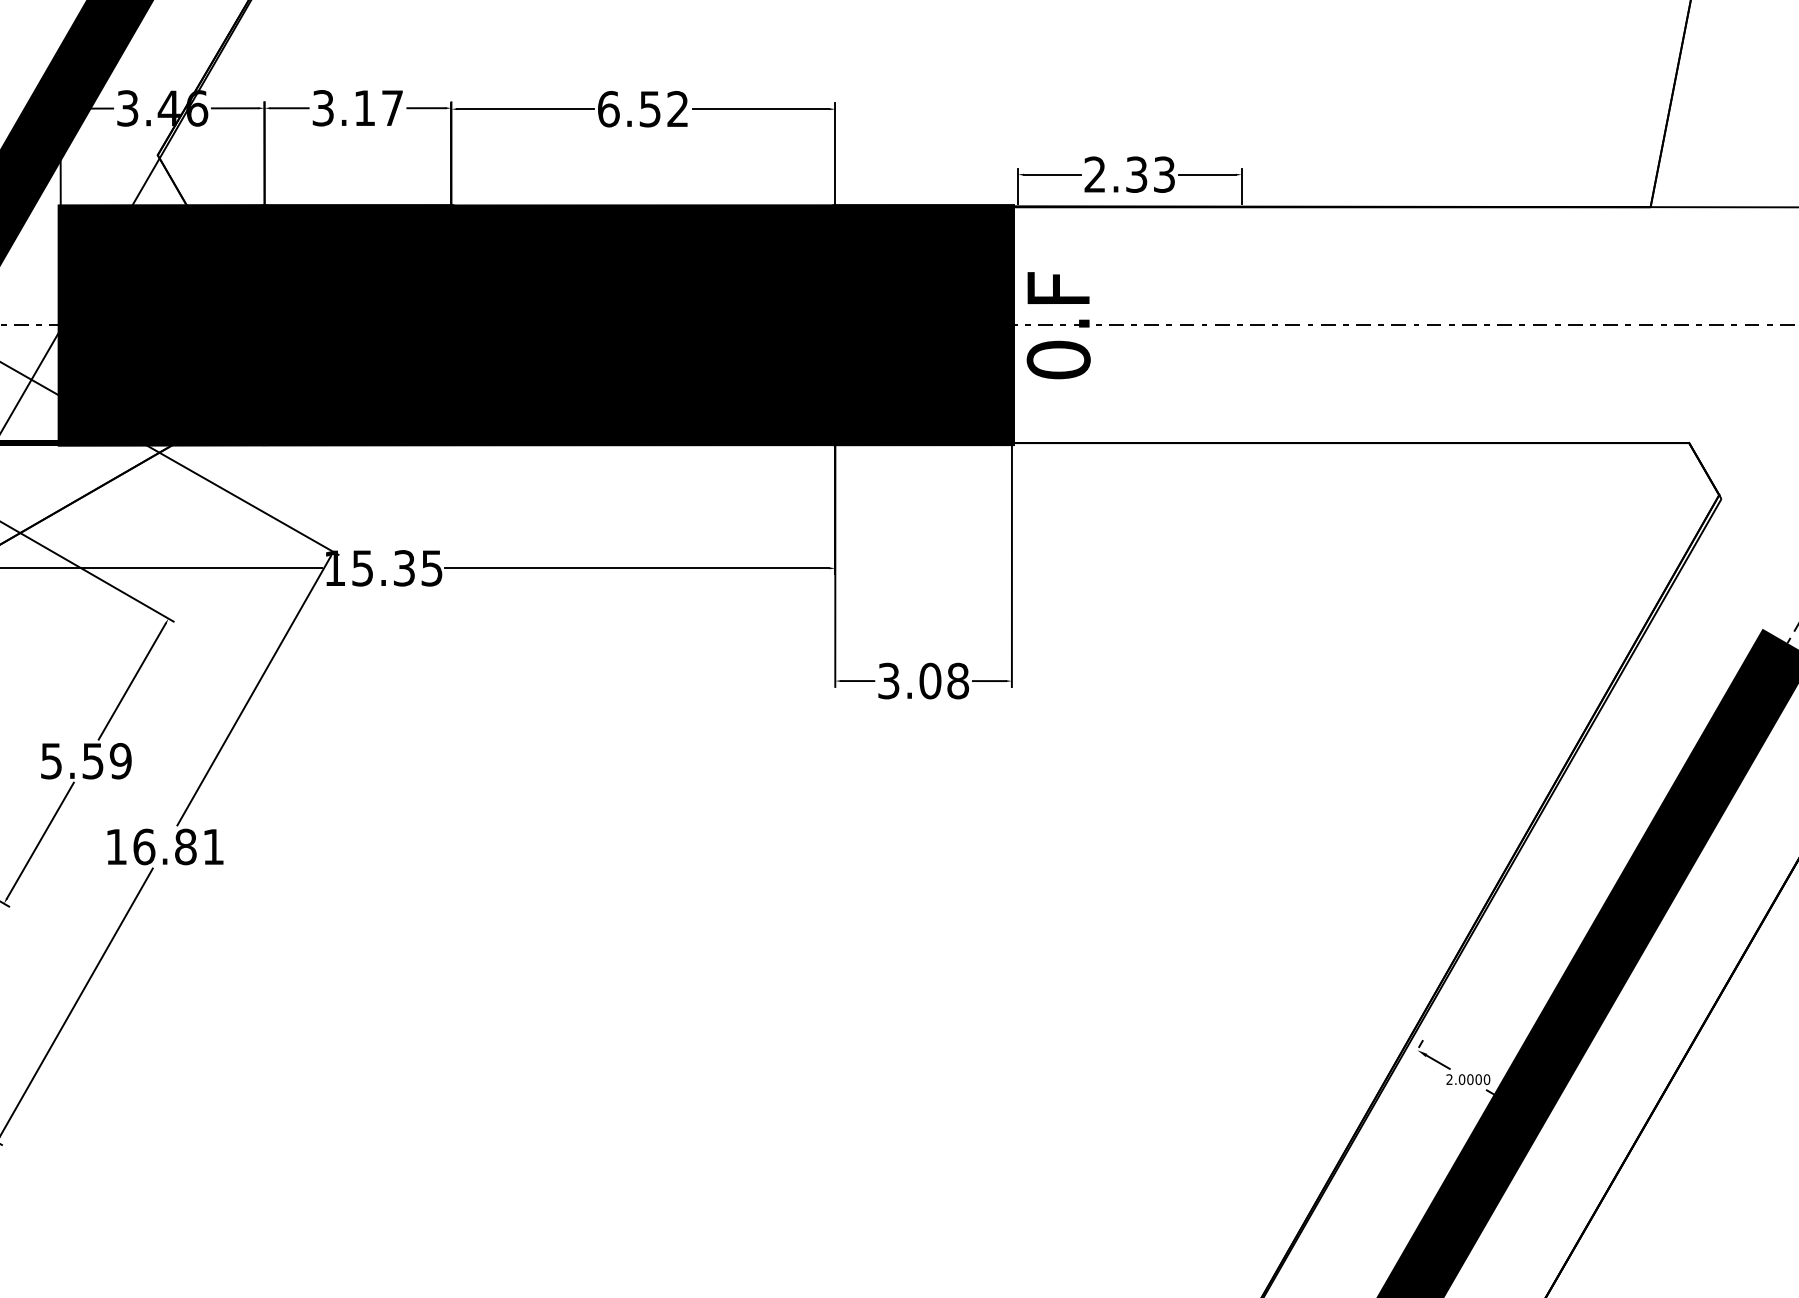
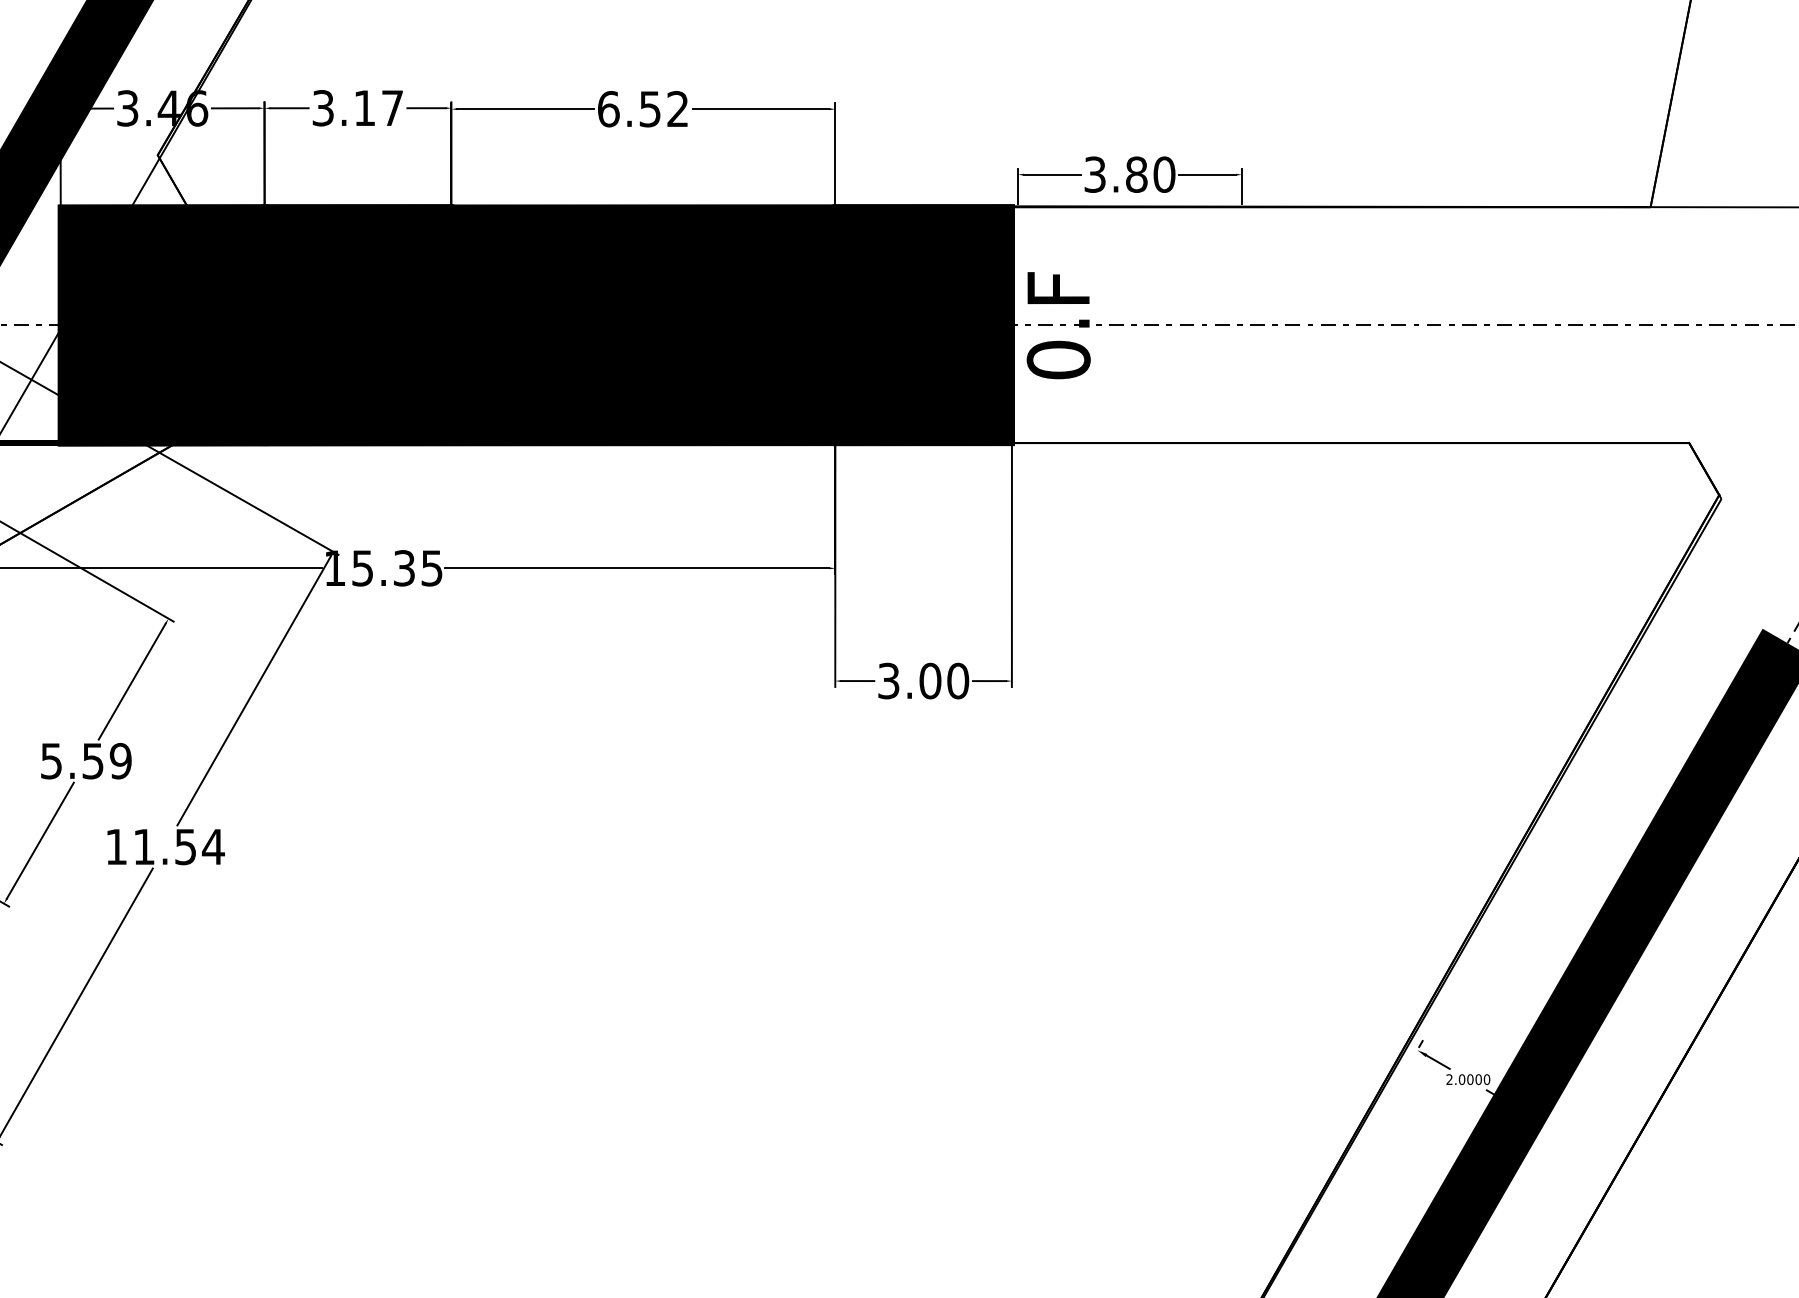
text: 2.33 -> 3.80 (1129, 174)
text: 3.08 -> 3.00 (958, 681)
text: 16.81 -> 11.54 (178, 846)
